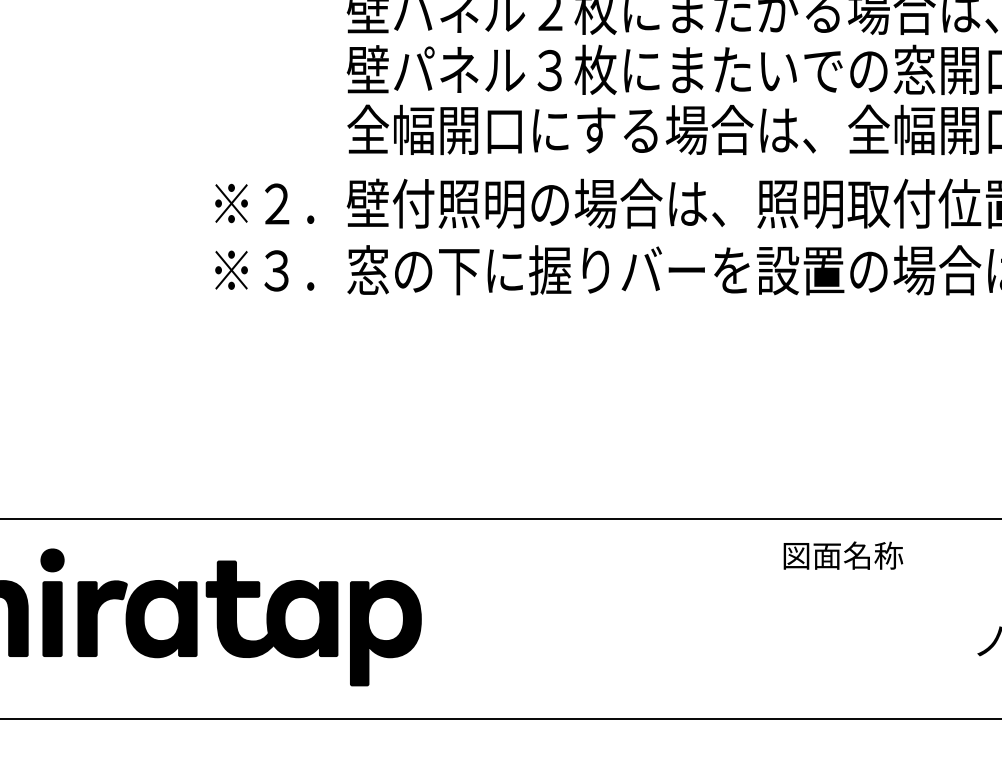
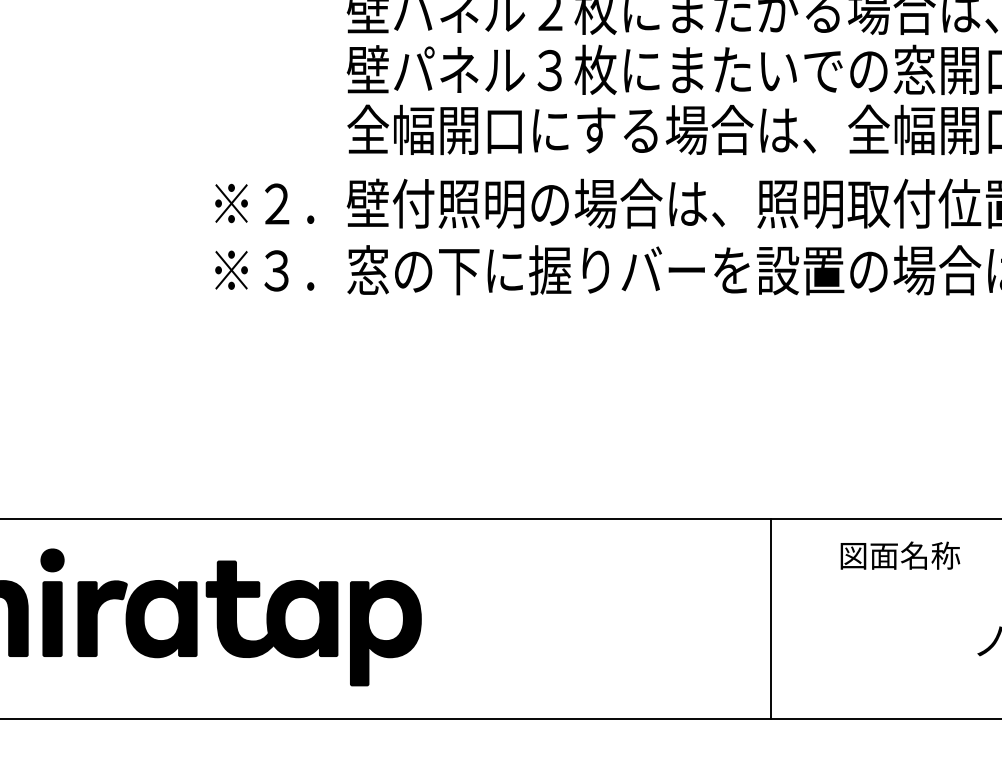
text position: (843, 555) -> (900, 555) (900, 555)
line: none -> present (771, 618)
